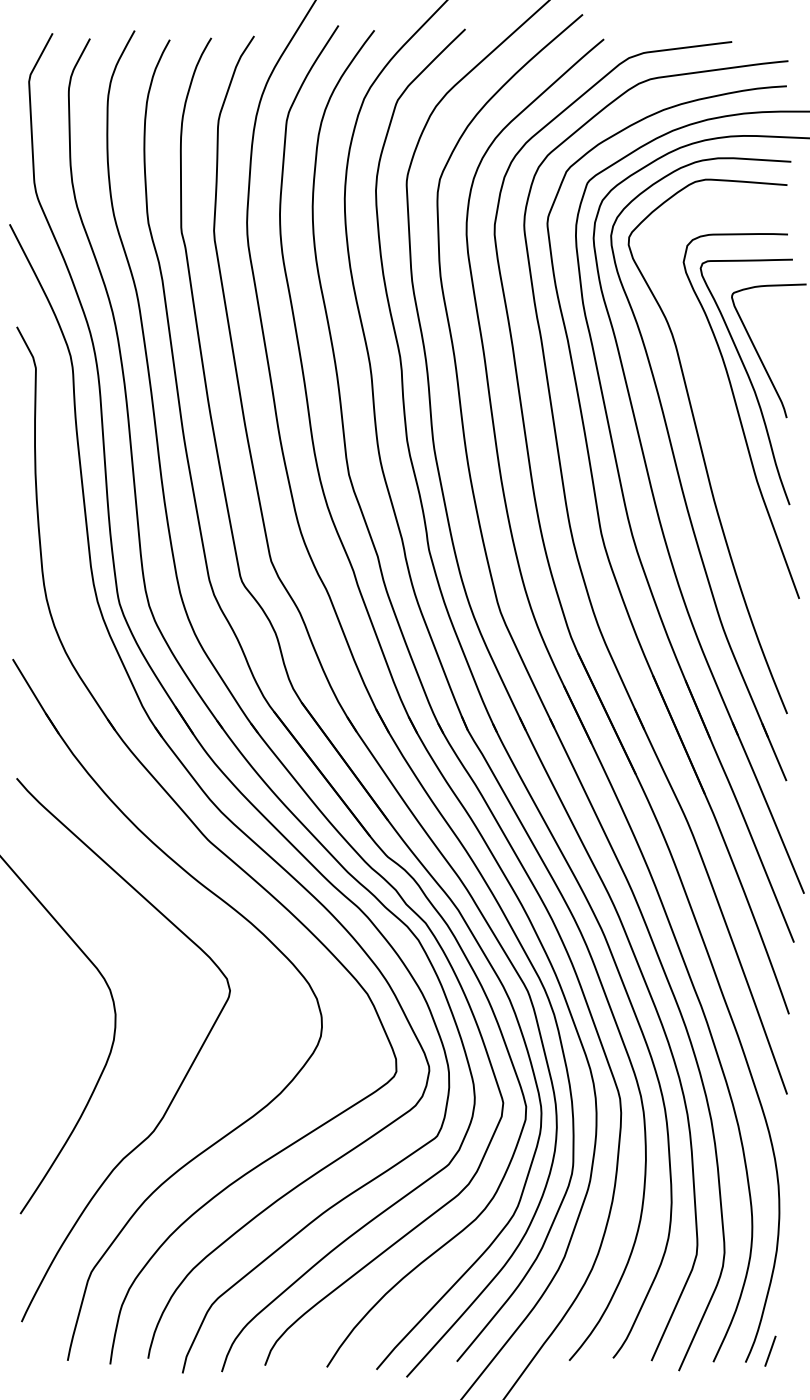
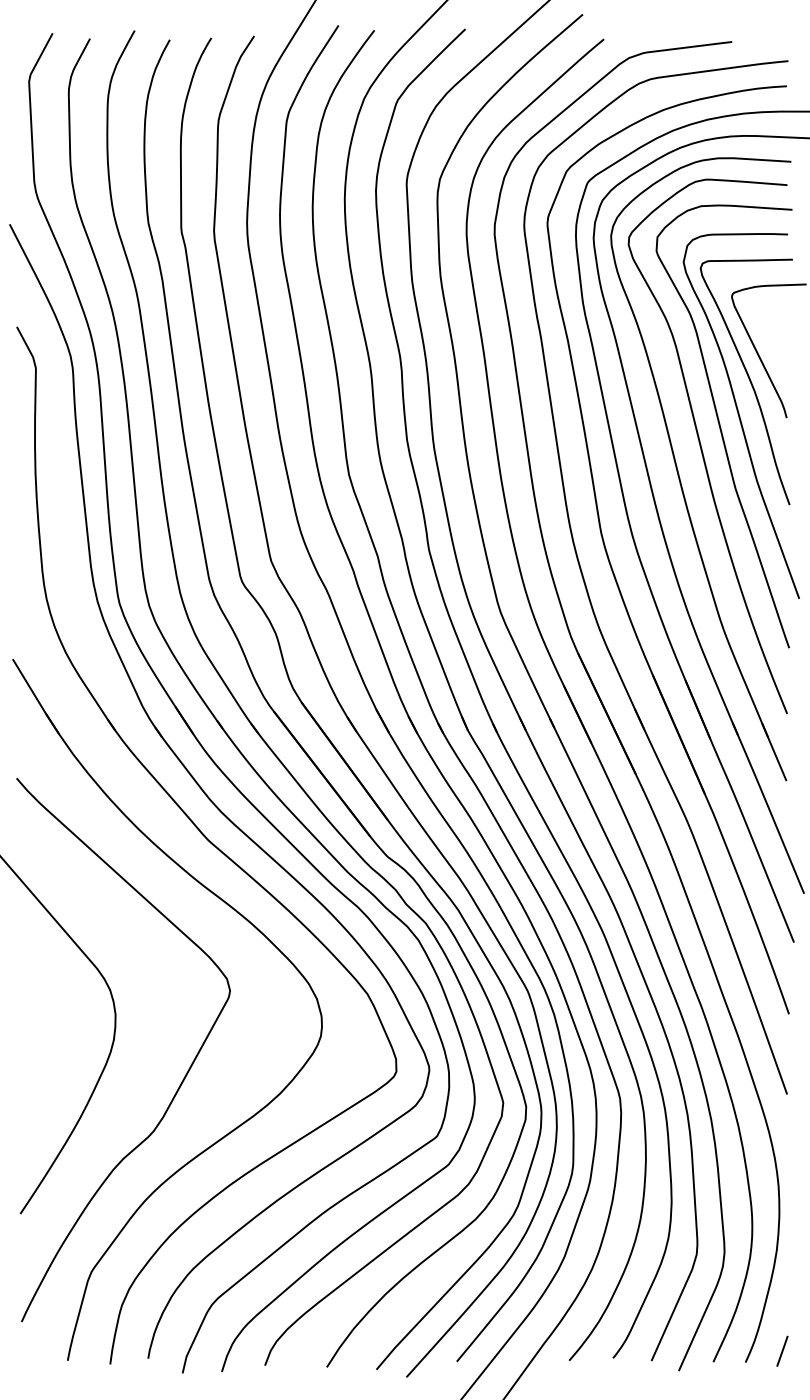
curve: none -> present (721, 427)
line position: (770, 1350) -> (782, 1350) (782, 1350)
